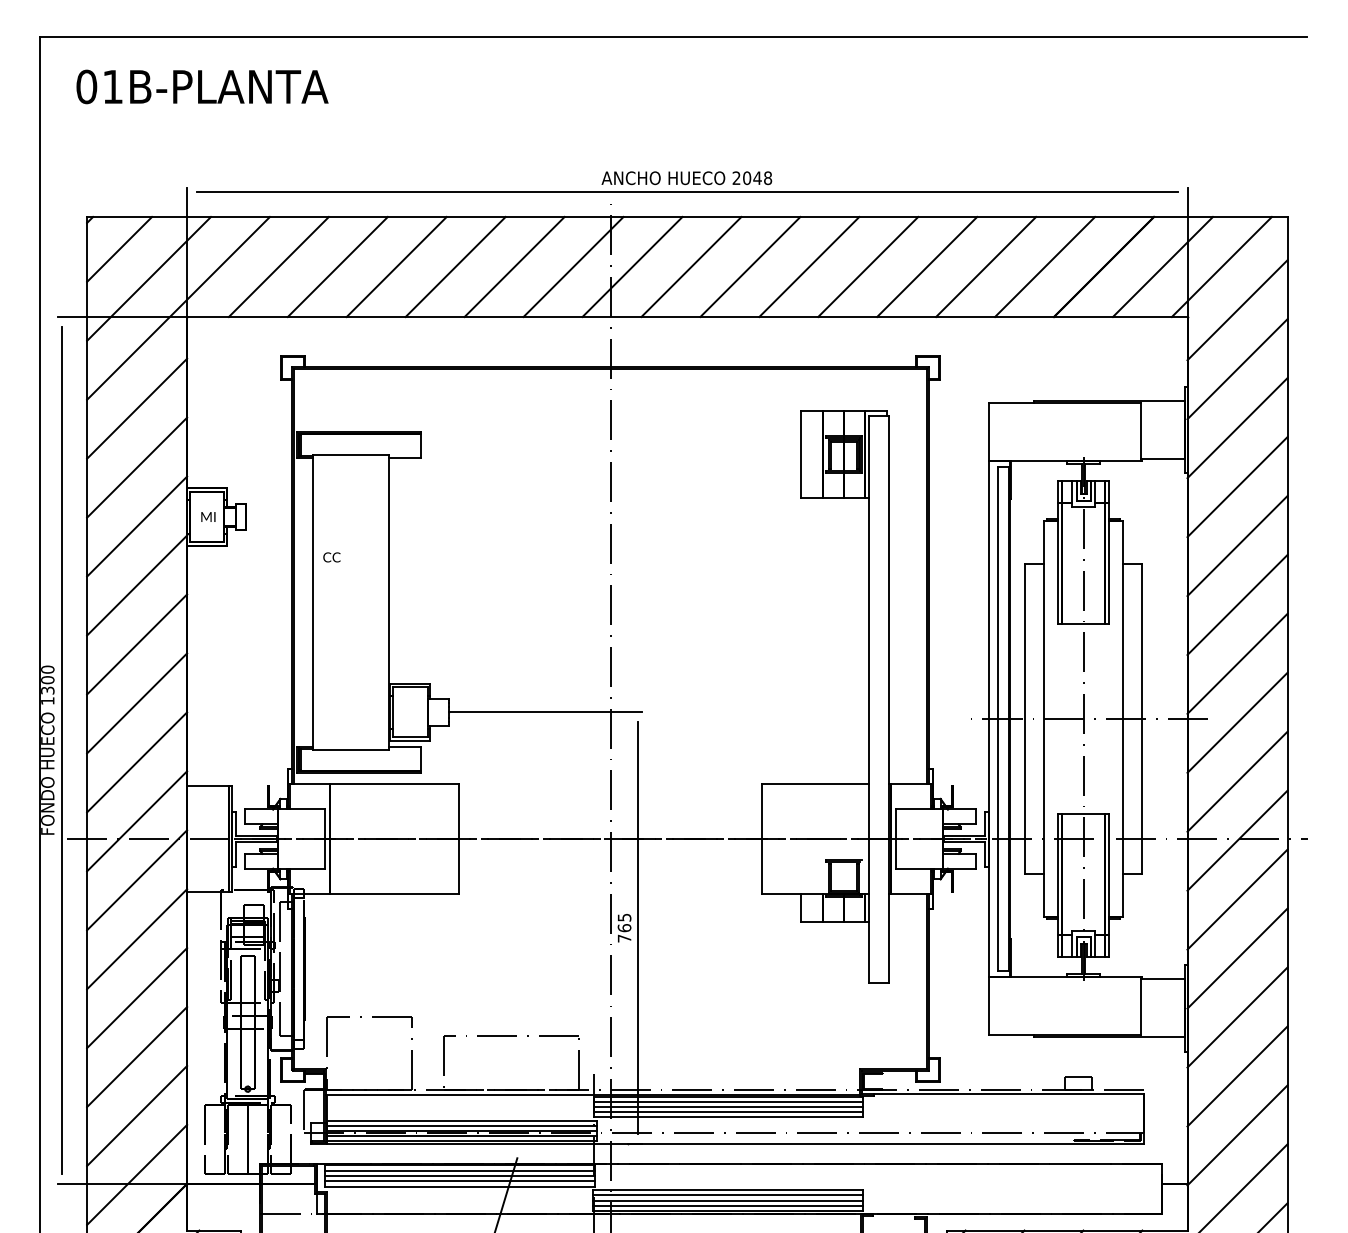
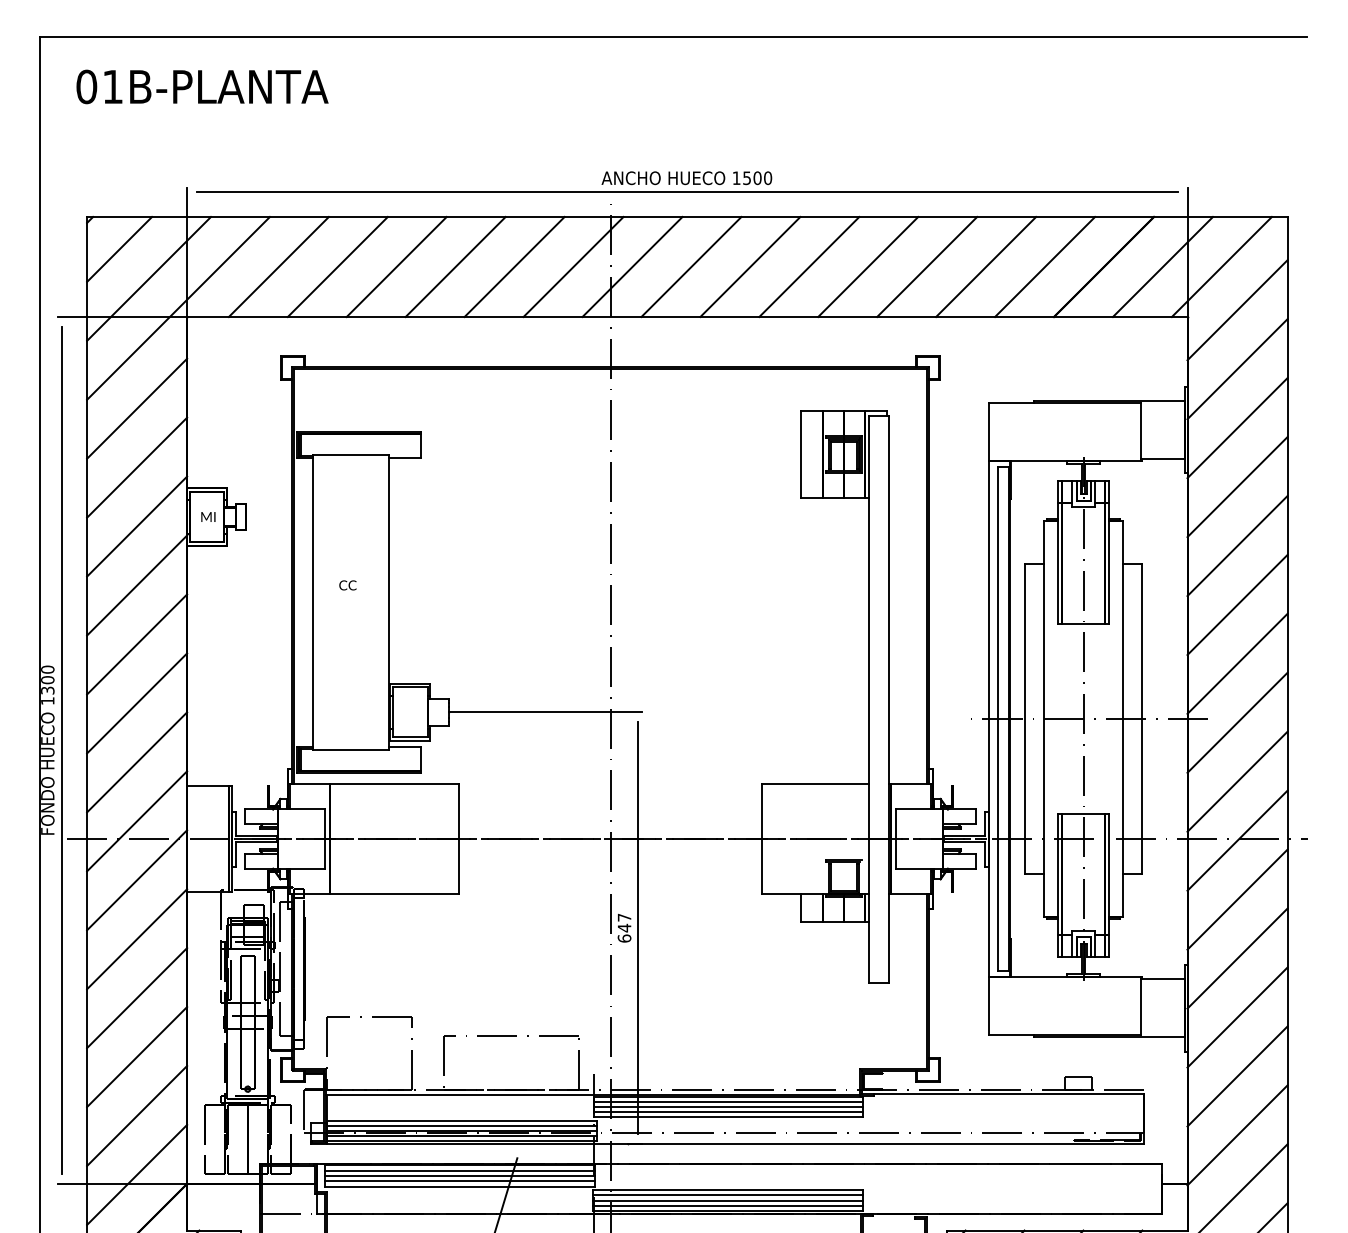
text: 2048 -> 1500 (752, 178)
text position: (331, 557) -> (347, 585) (347, 585)
text: 765 -> 647 (624, 927)
